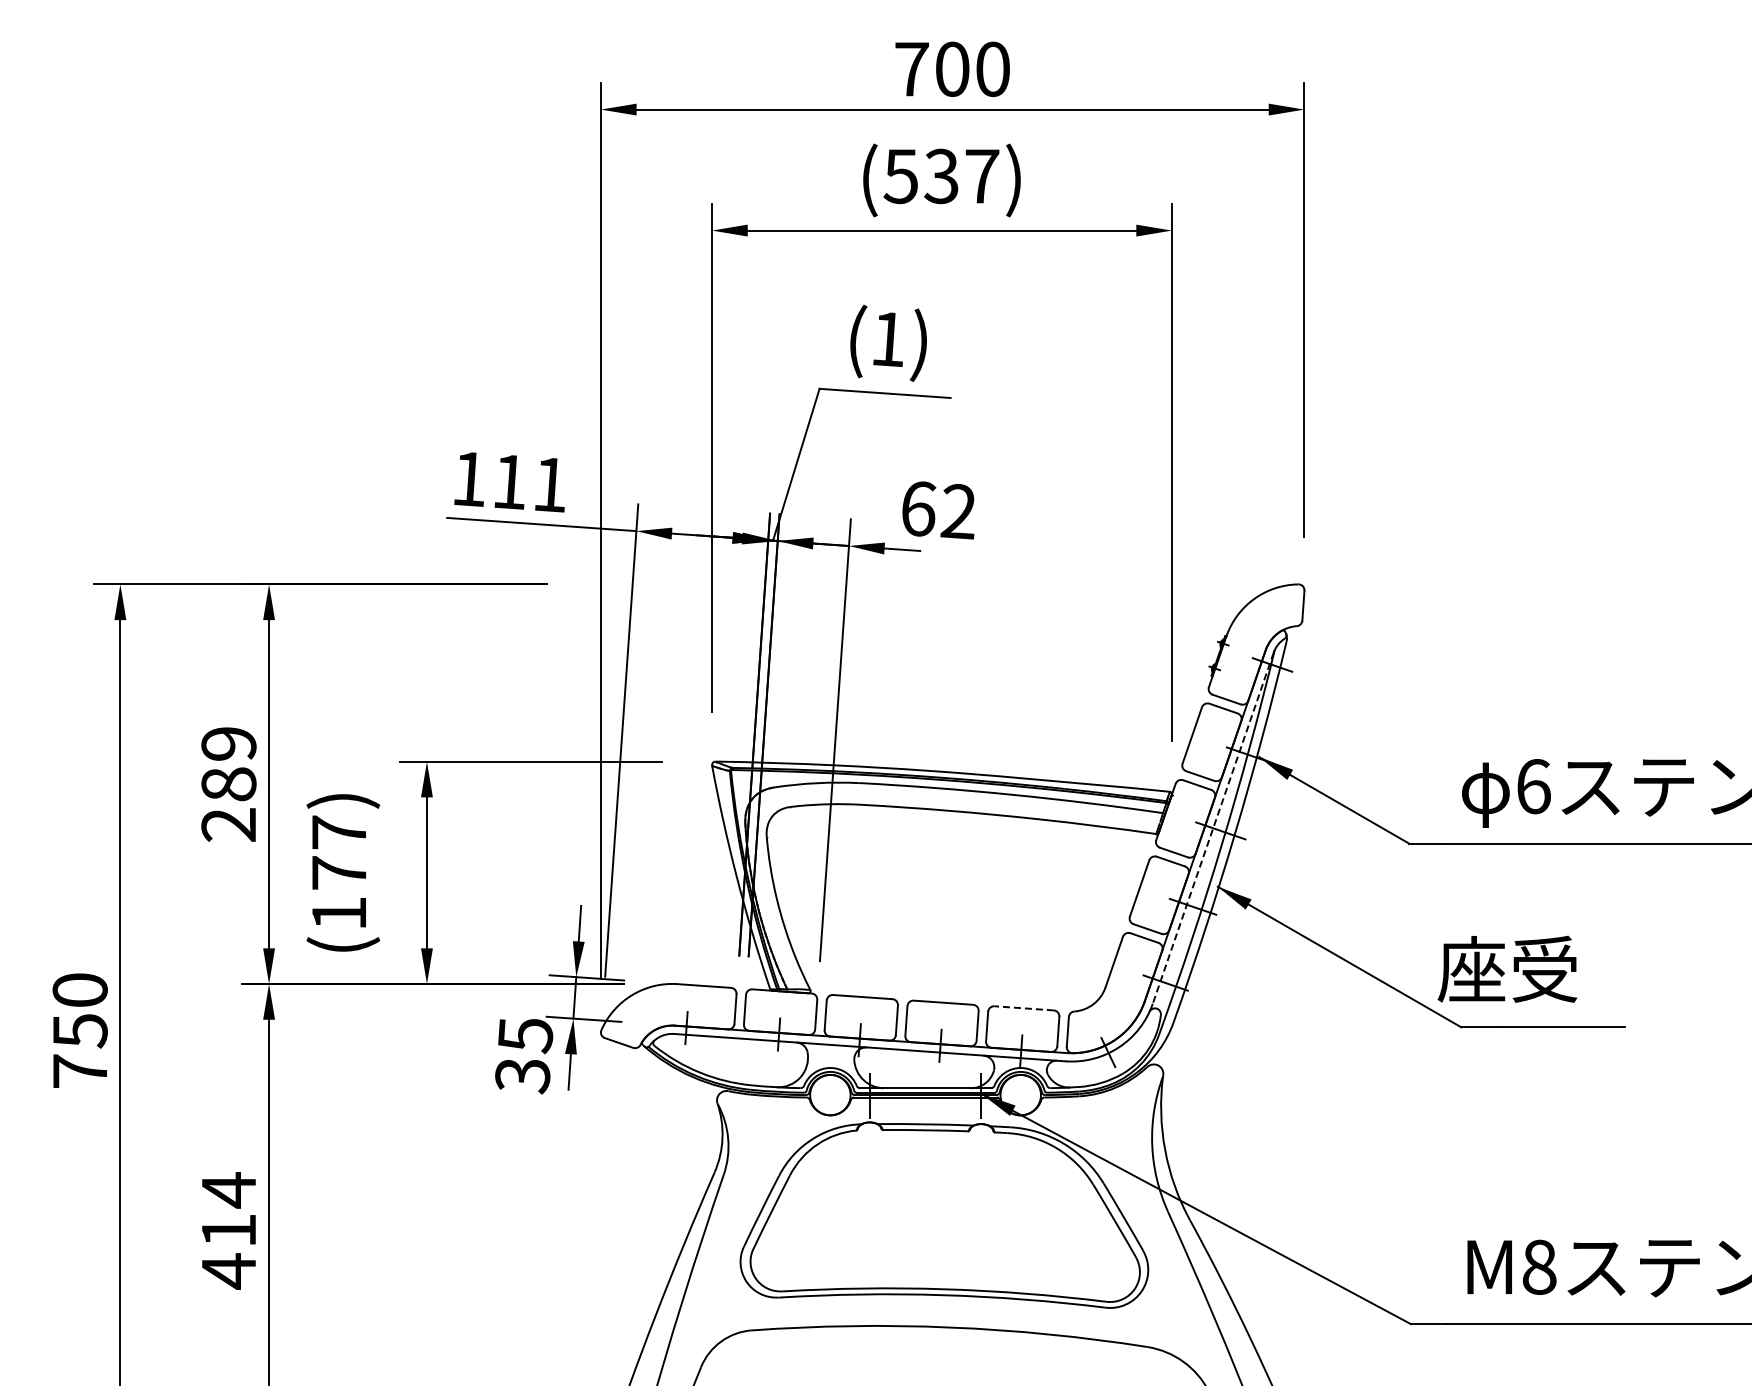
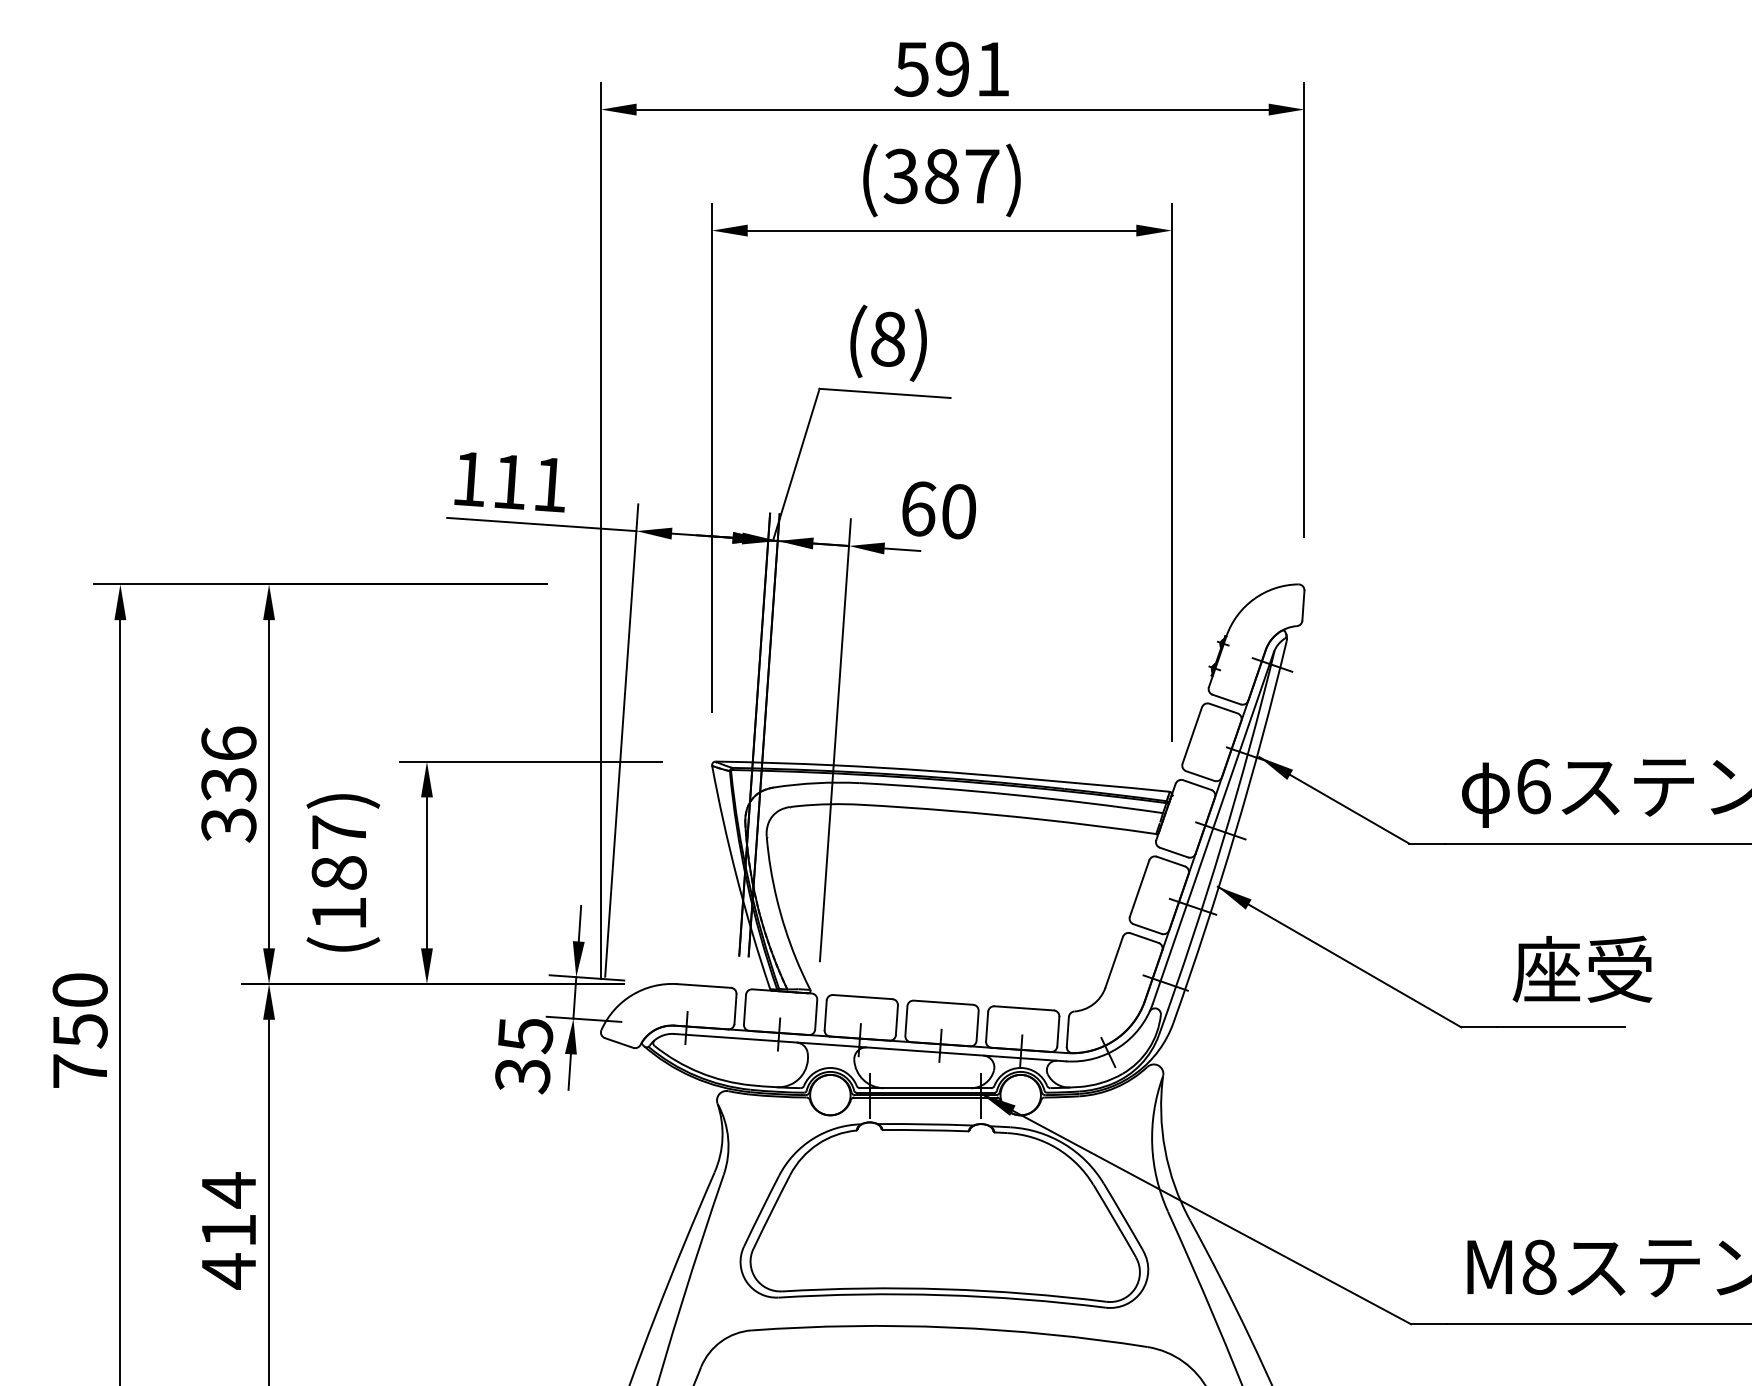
text: 700 -> 591 (951, 68)
text: (537) -> (387) (920, 176)
text: (1) -> (8) (887, 338)
text: 62 -> 60 (958, 511)
text: 289 -> 336 (228, 784)
line: dashed -> solid (1213, 828)
text: (177) -> (187) (338, 872)
text position: (1507, 968) -> (1582, 968) (1582, 968)
line: dashed -> solid (1024, 1008)
